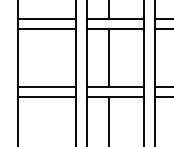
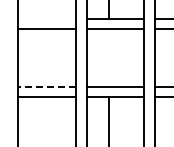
line: present -> none (47, 18)
line: present -> none (108, 57)
line: solid -> dashed (47, 86)
